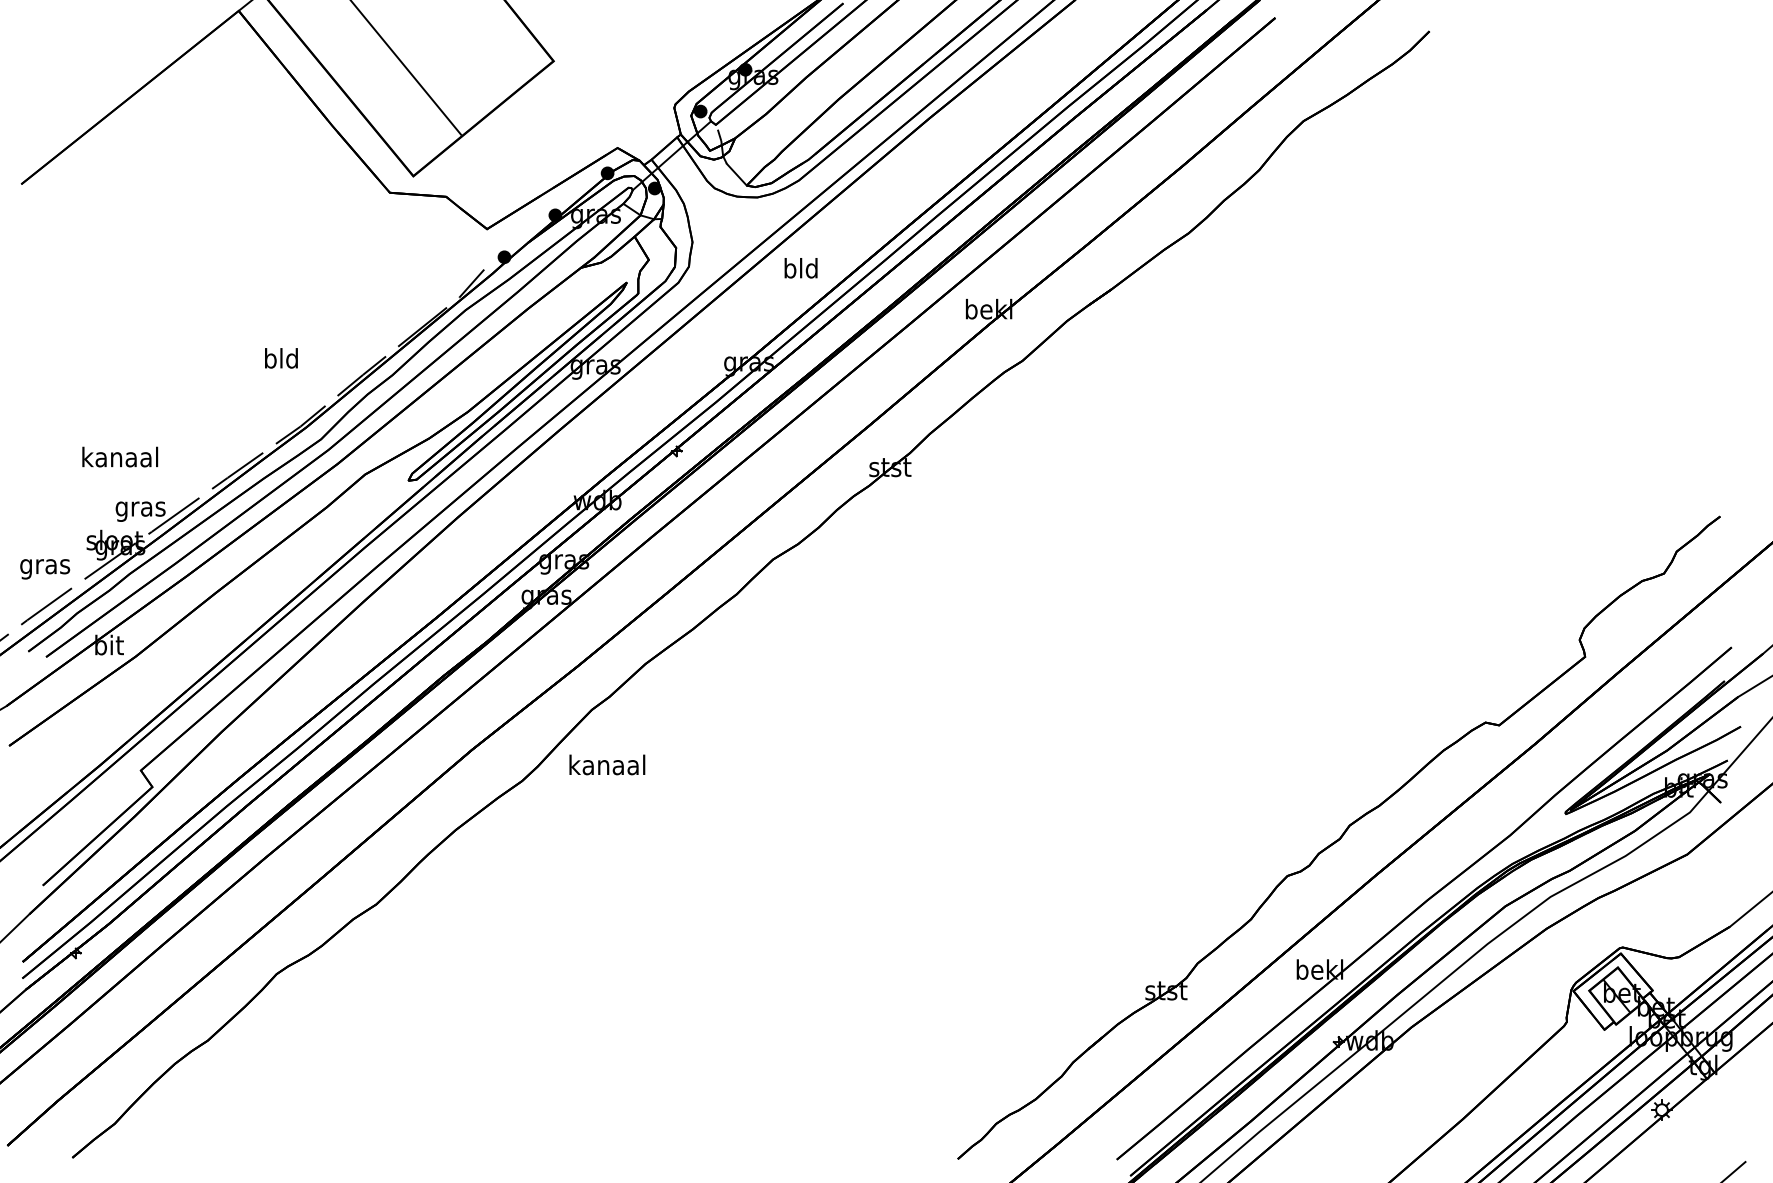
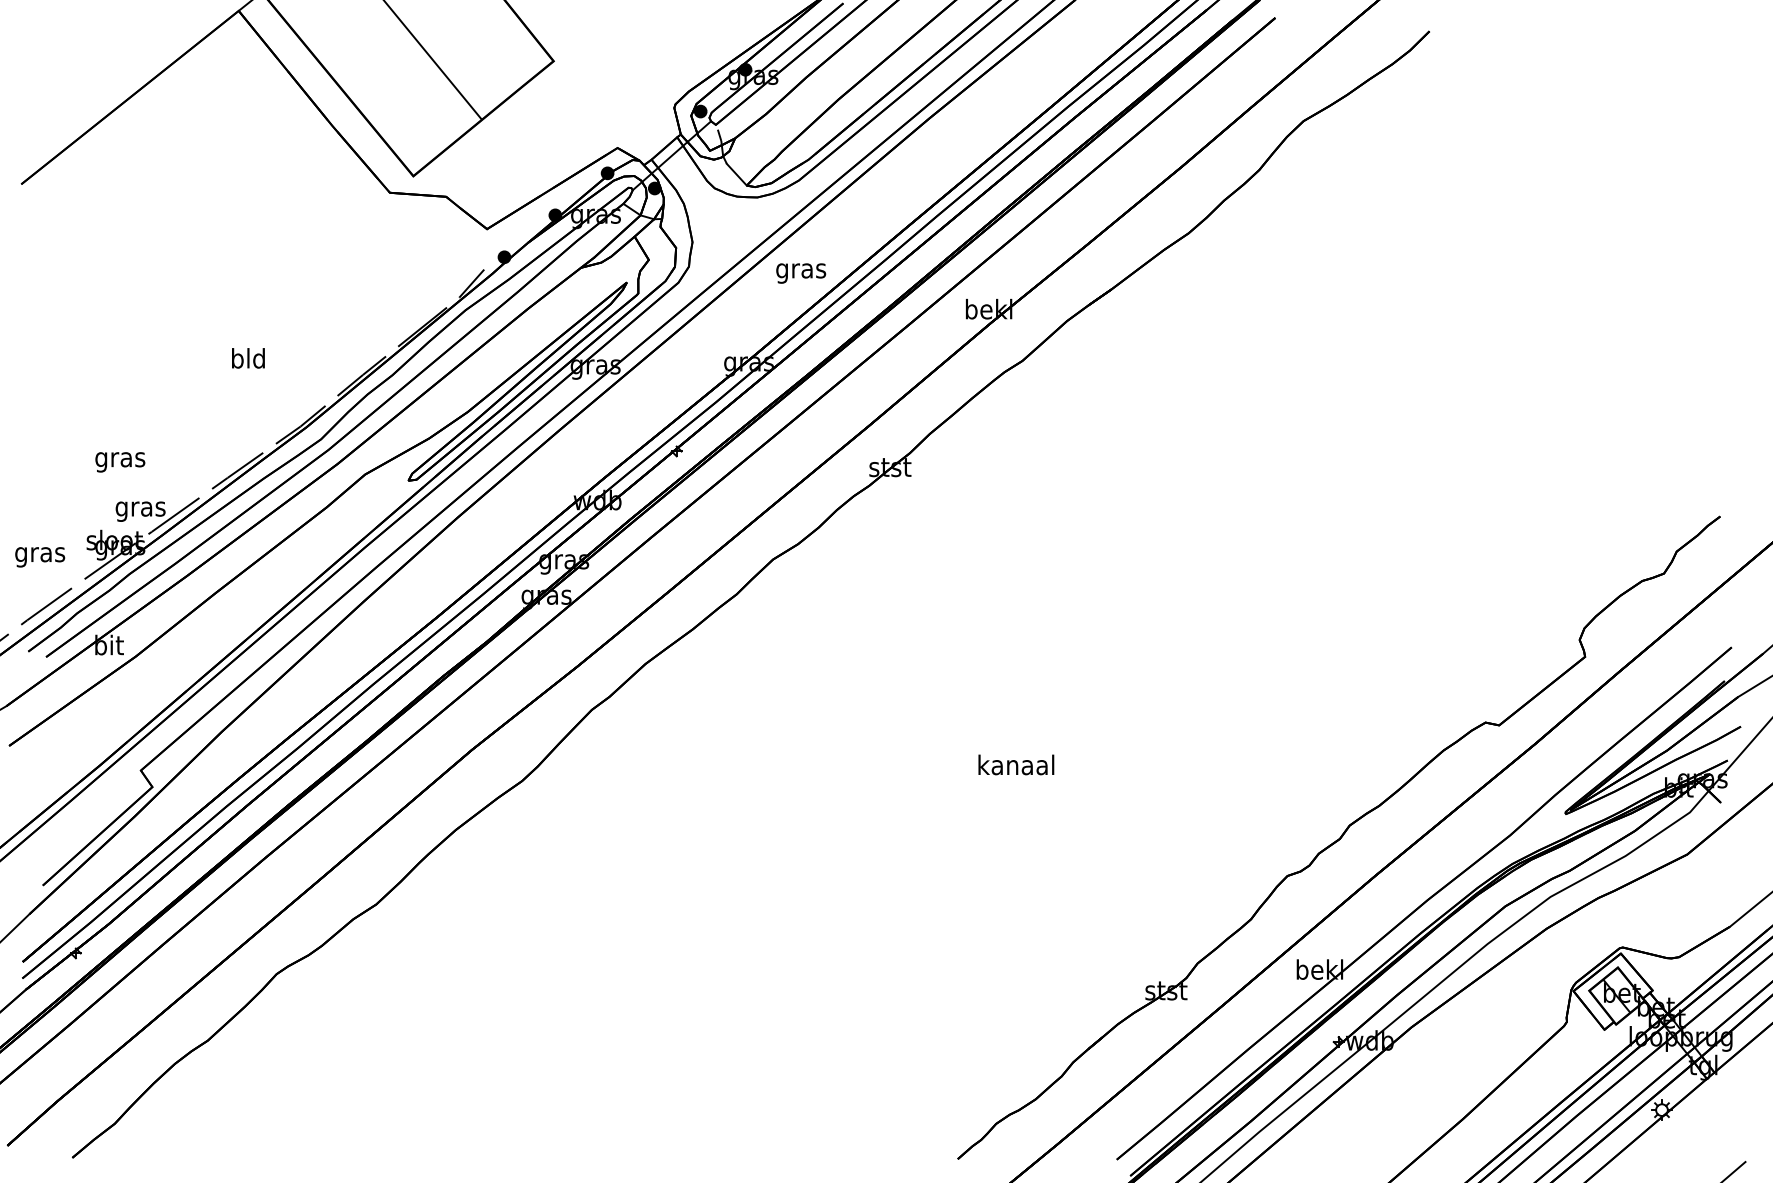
line position: (406, 68) -> (433, 60) (433, 60)
text: bld -> gras (801, 270)
text position: (281, 358) -> (248, 358) (248, 358)
text: kanaal -> gras (120, 459)
text position: (45, 569) -> (40, 557) (40, 557)
text position: (607, 764) -> (1016, 764) (1016, 764)
